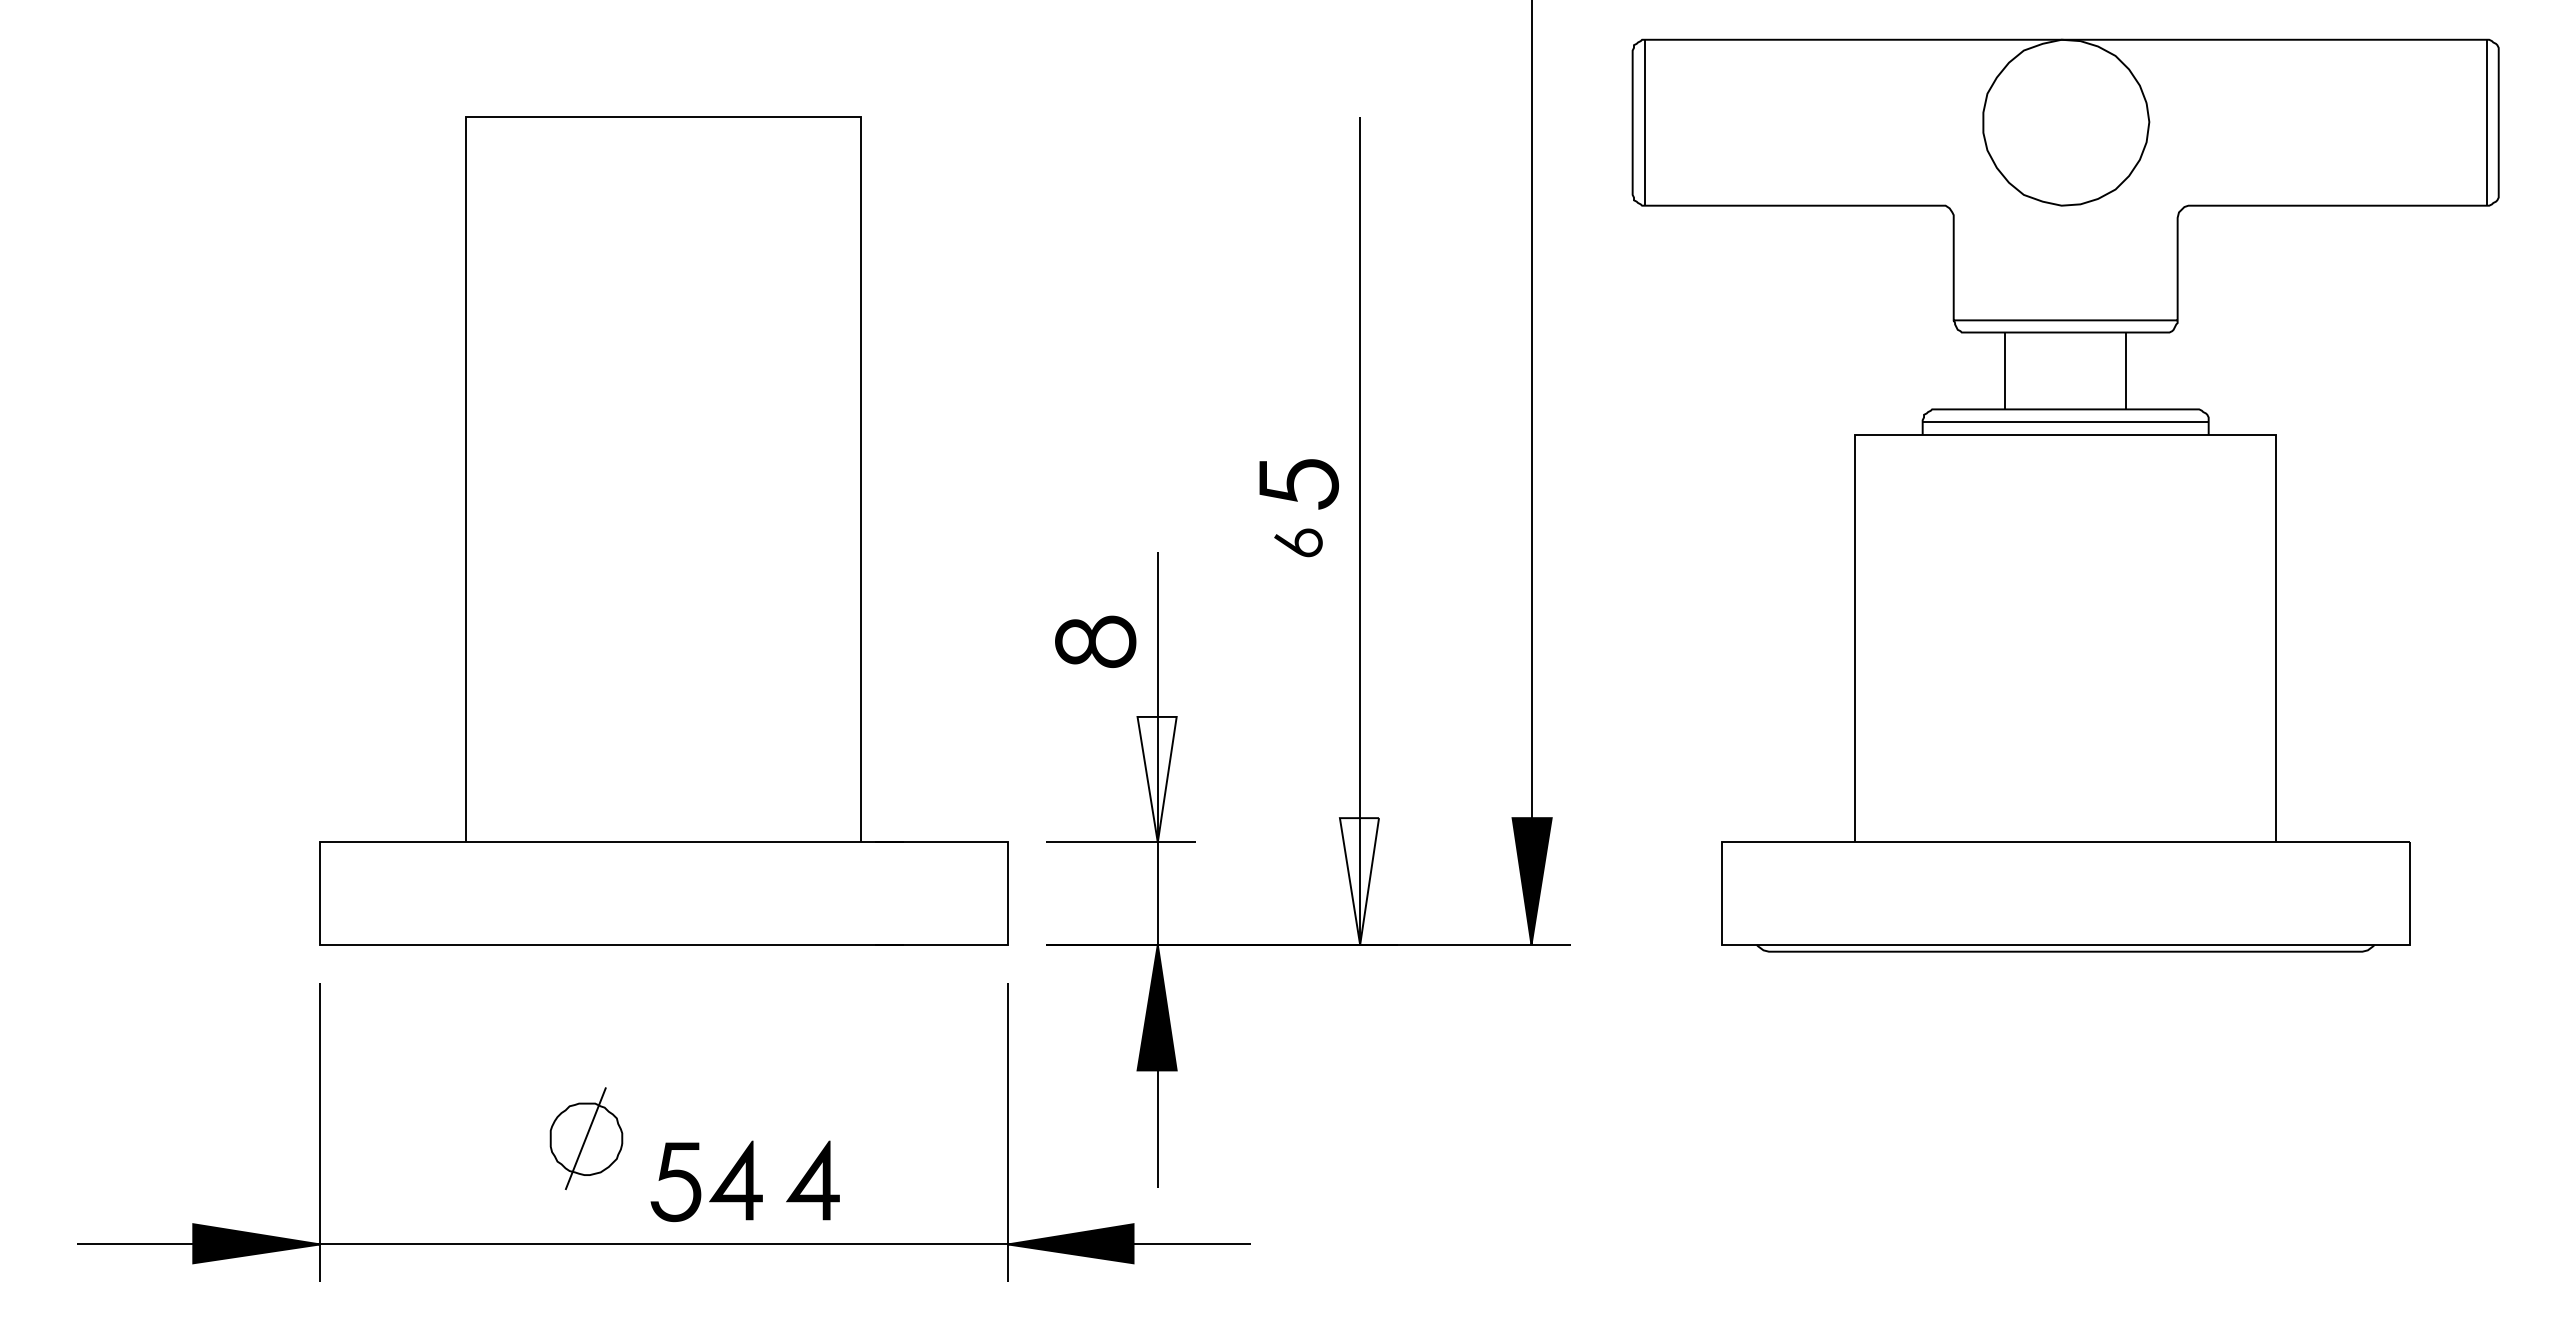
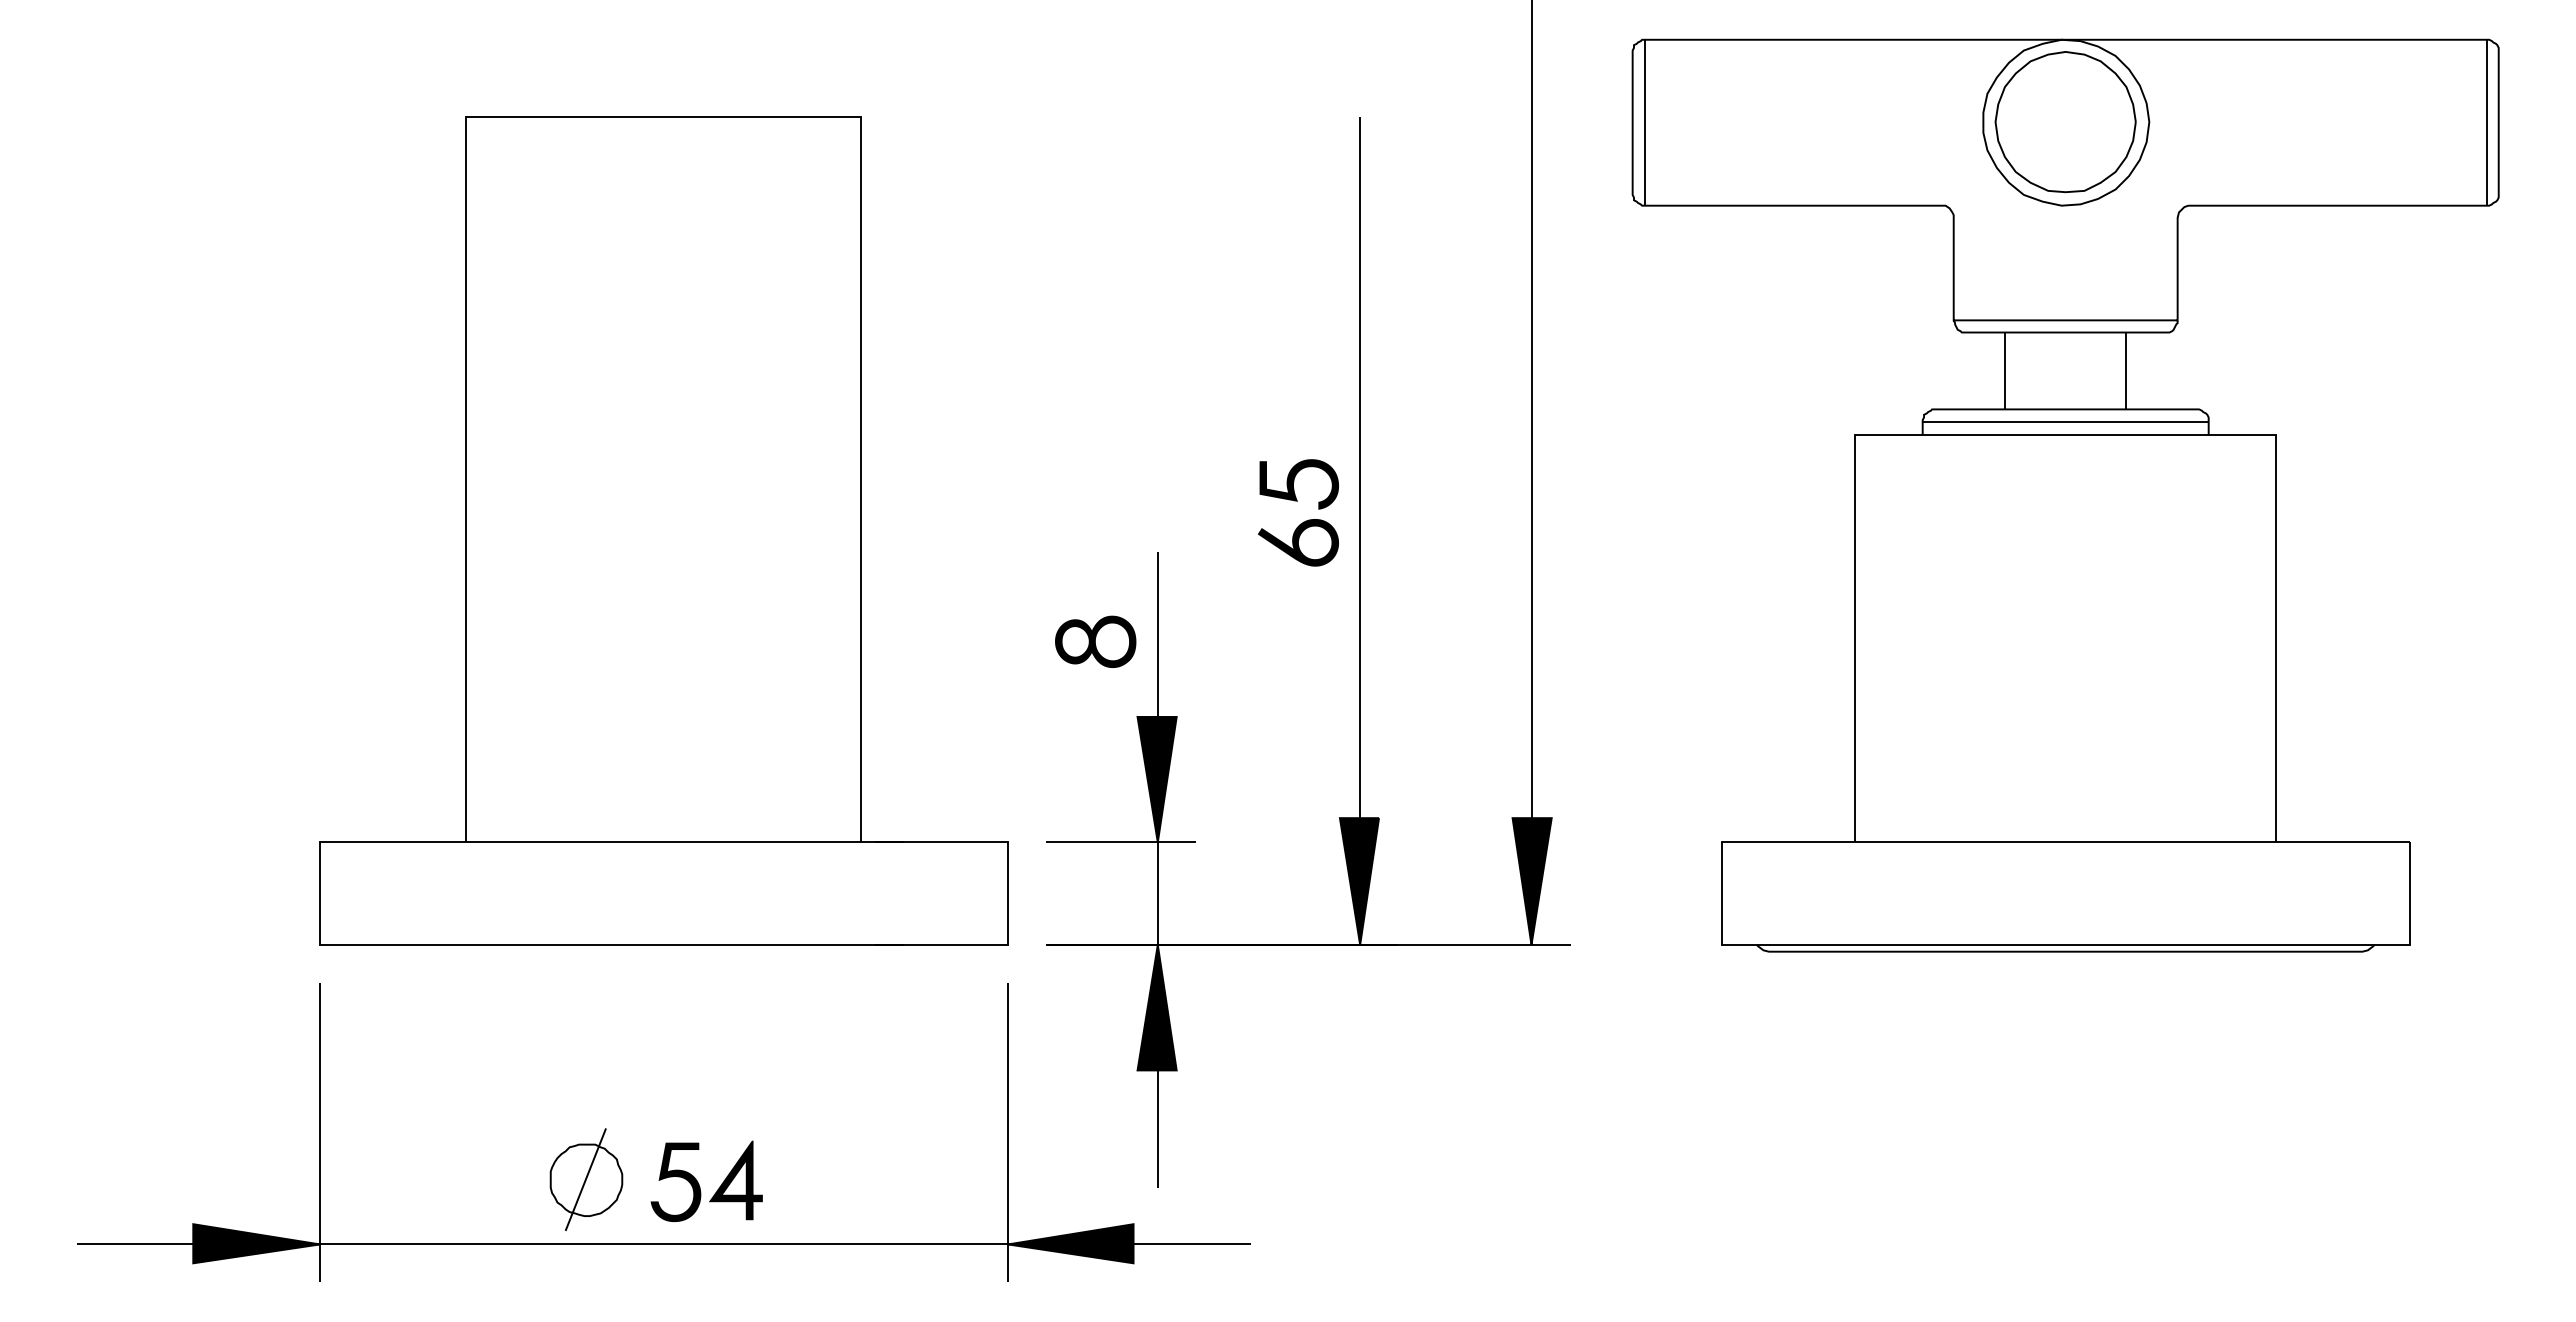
part: none -> present (2065, 122)
part size: 49x30 px -> 81x48 px (1298, 542)
fill: none -> present (1156, 779)
fill: none -> present (1359, 881)
part position: (586, 1138) -> (586, 1179) (586, 1179)
part: present -> none (812, 1180)
